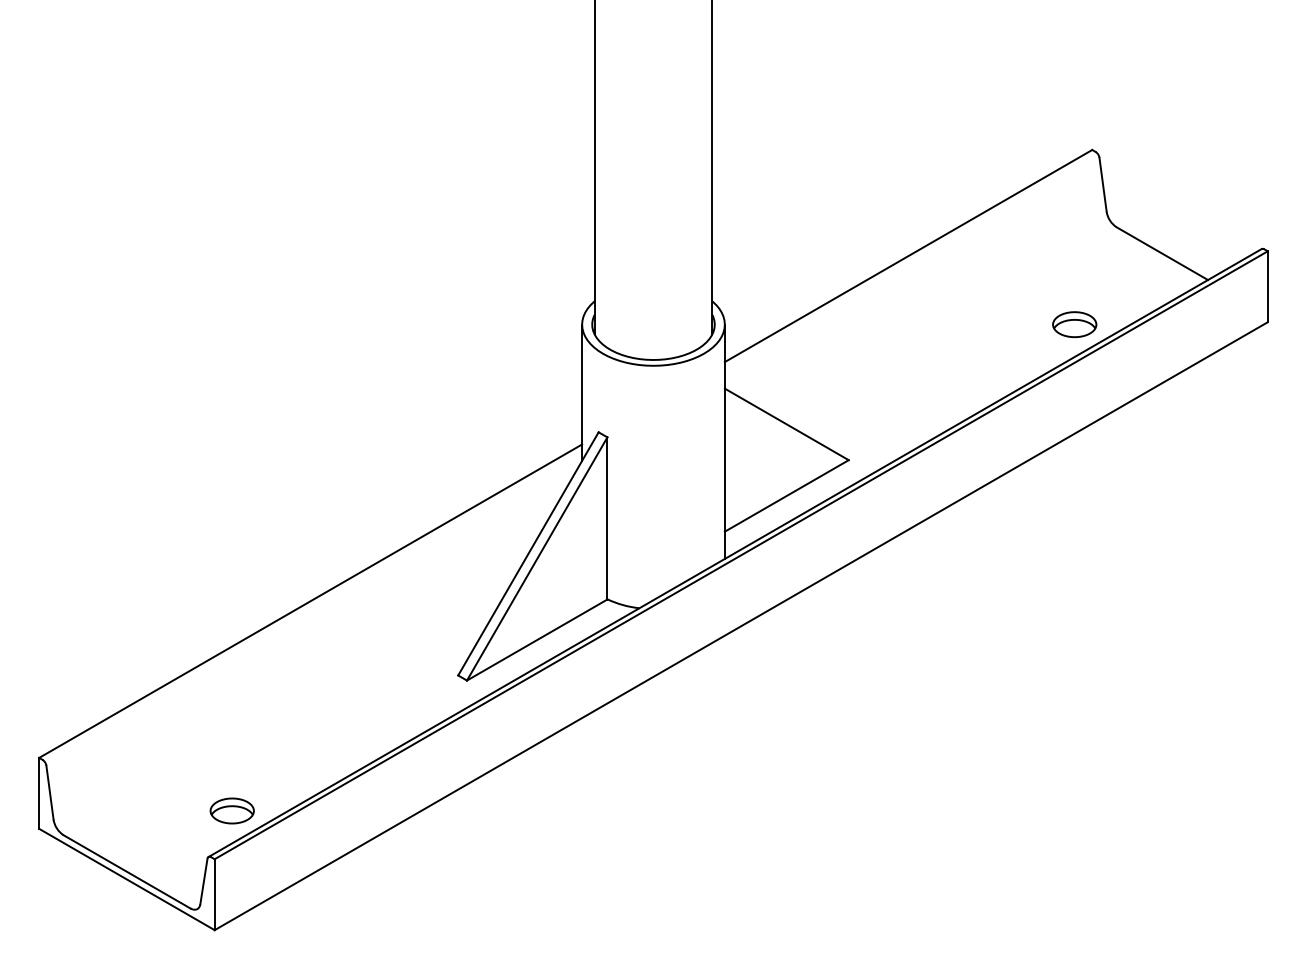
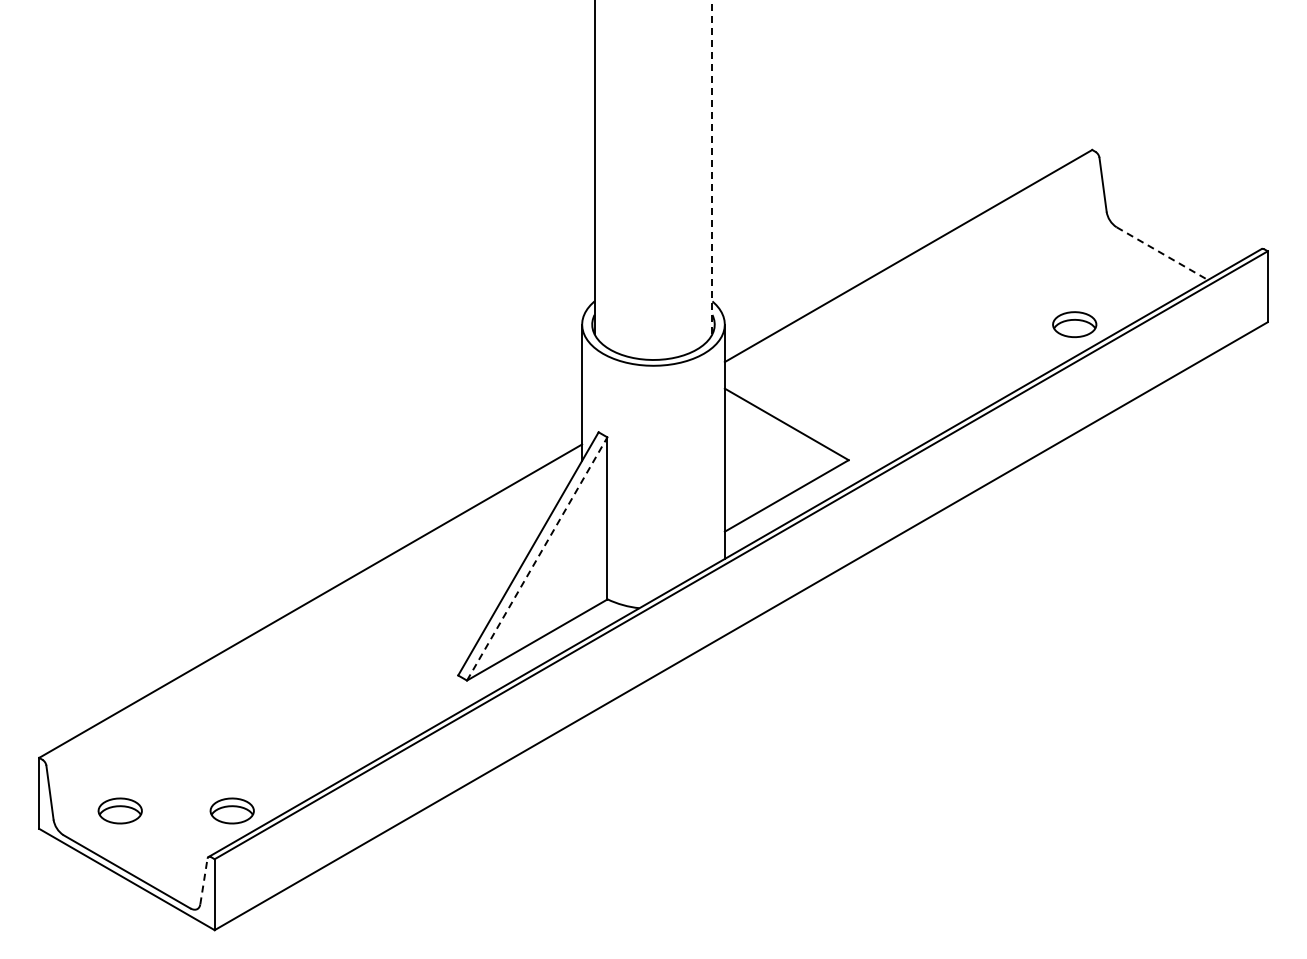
line: solid -> dashed (712, 167)
line: solid -> dashed (1162, 253)
line: solid -> dashed (537, 558)
part: none -> present (119, 810)
line: solid -> dashed (204, 881)
